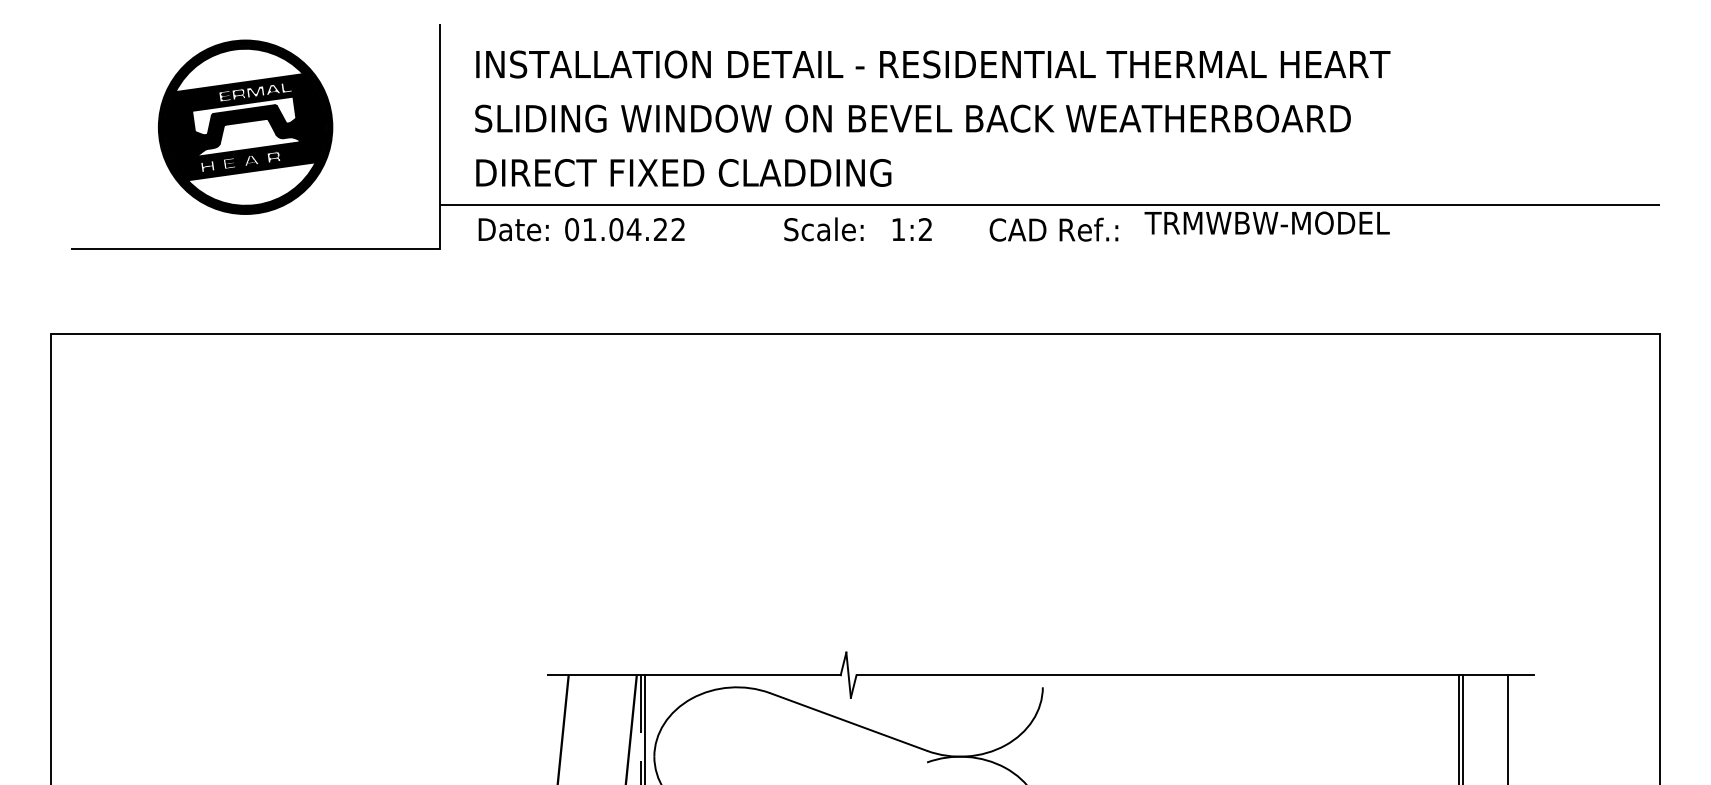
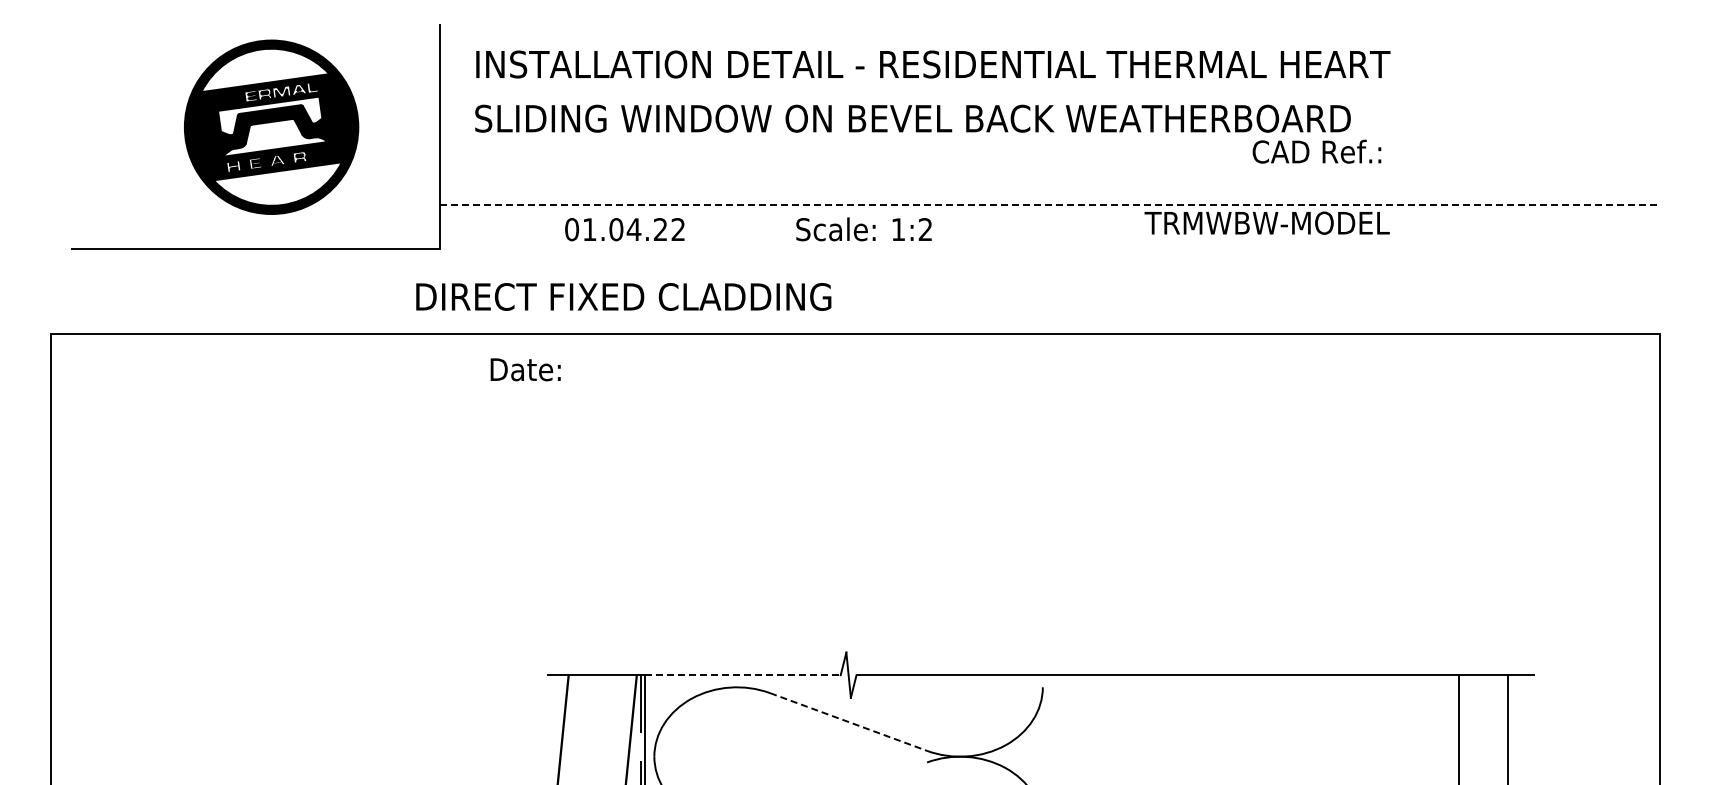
part position: (245, 126) -> (271, 126) (271, 126)
text position: (683, 172) -> (623, 296) (623, 296)
line: solid -> dashed (1049, 204)
text position: (513, 229) -> (525, 369) (525, 369)
text position: (823, 229) -> (835, 229) (835, 229)
text position: (1053, 229) -> (1316, 151) (1316, 151)
line: solid -> dashed (743, 675)
line: solid -> dashed (848, 722)
line: present -> none (1463, 728)
